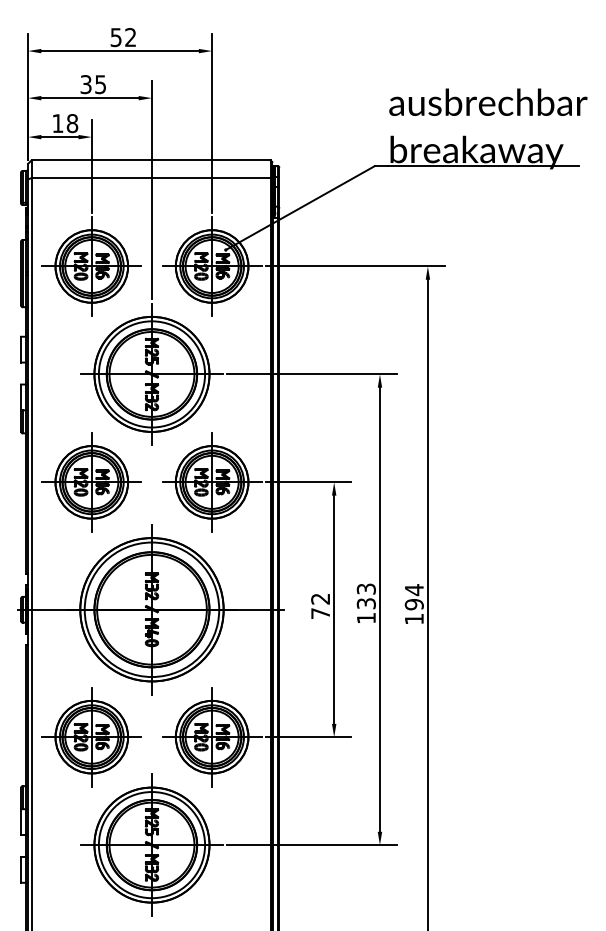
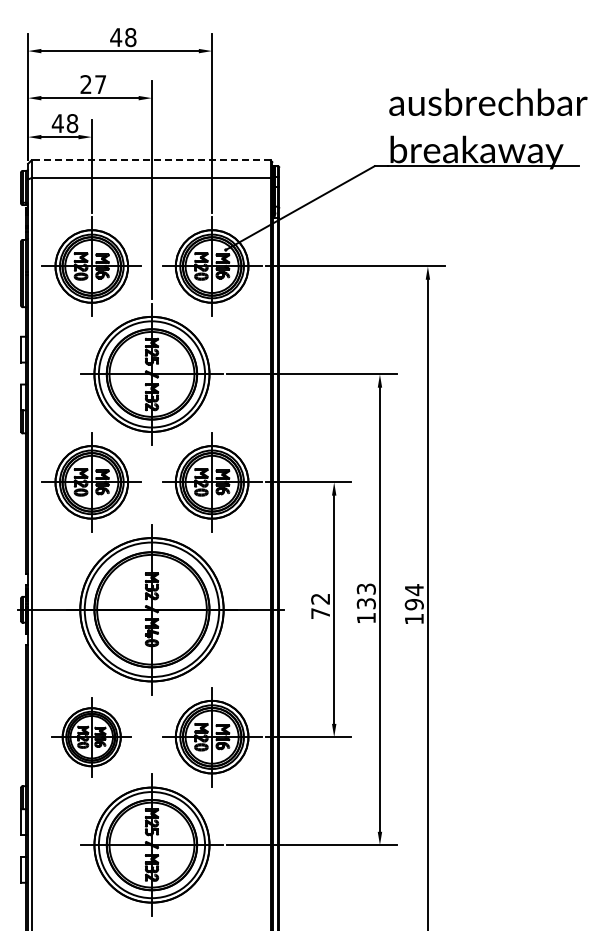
text: 52 -> 48 (123, 37)
text: 35 -> 27 (92, 84)
text: 18 -> 48 (57, 123)
line: solid -> dashed (150, 160)
part size: 101x101 px -> 81x81 px (91, 737)
